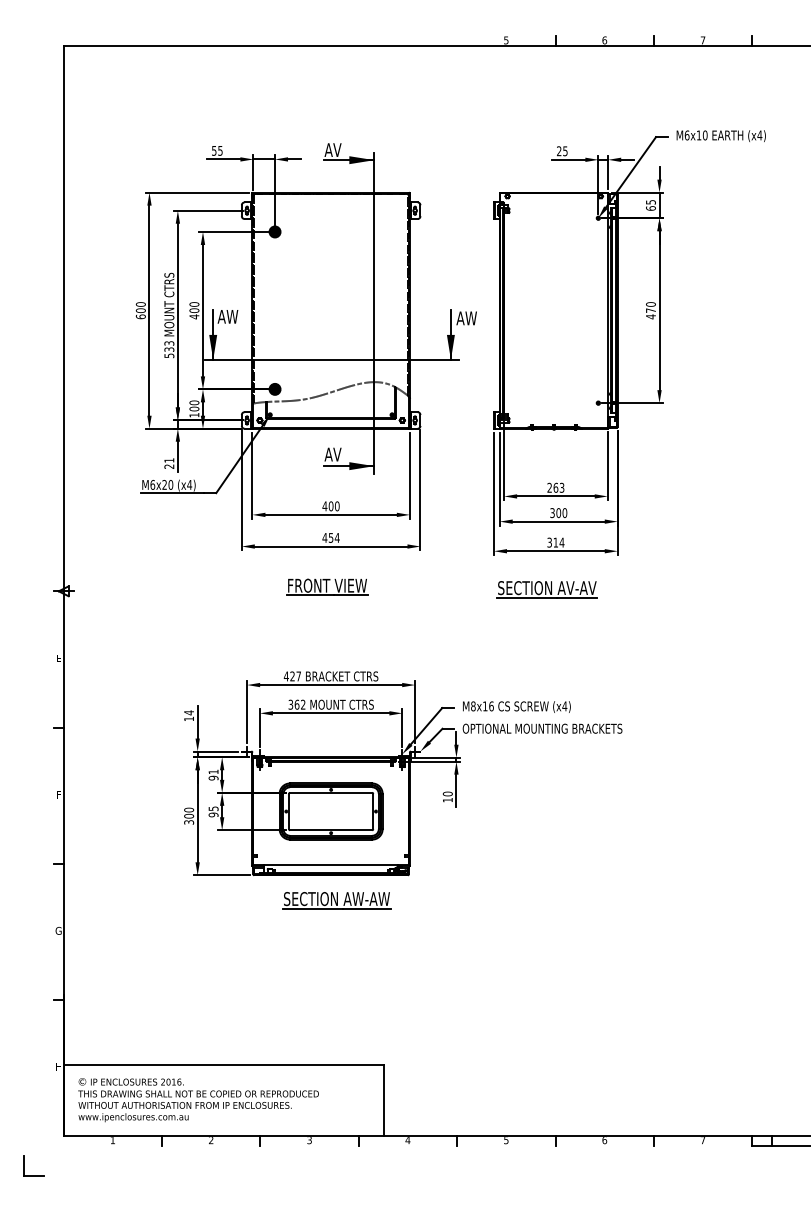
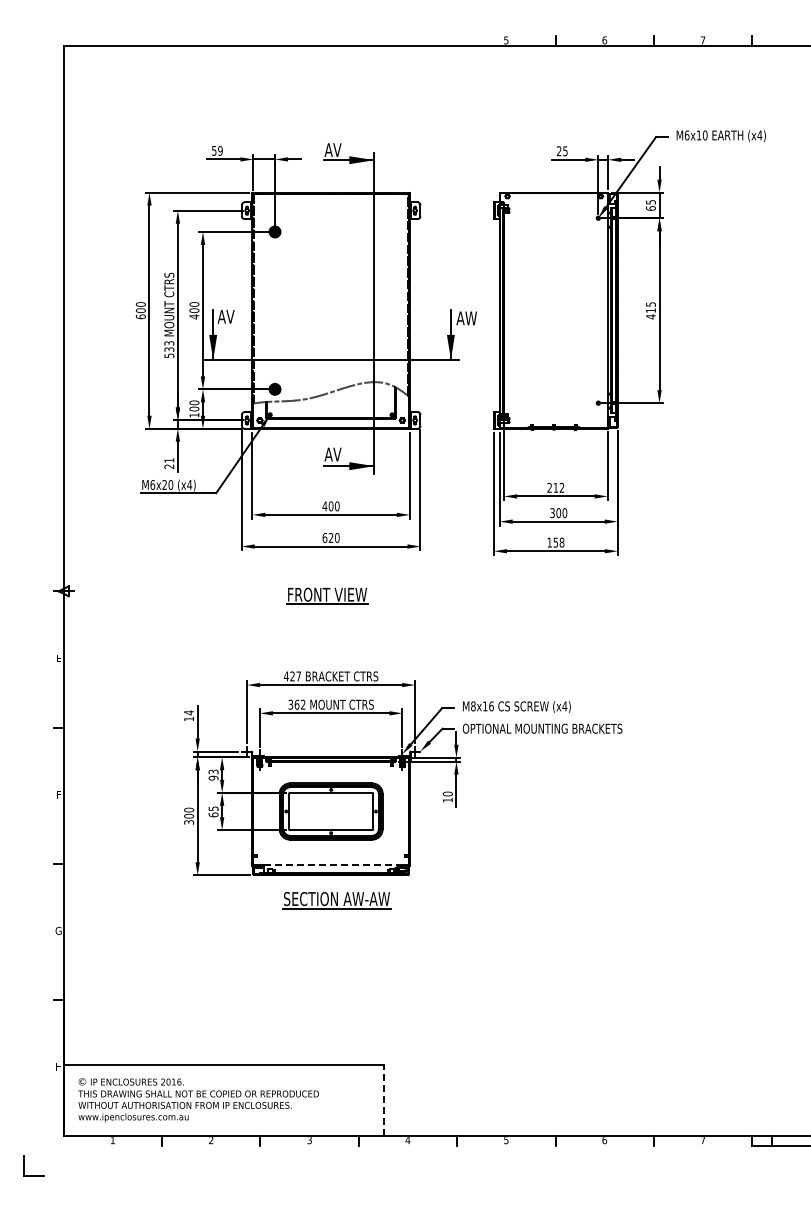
text: 55 -> 59 (220, 150)
text: 470 -> 415 (650, 307)
text: AW -> AV (232, 316)
text: 263 -> 212 (558, 487)
text: 454 -> 620 (330, 537)
text: 314 -> 158 (555, 542)
part position: (327, 586) -> (327, 595) (327, 595)
part: present -> none (546, 589)
text: 91 -> 93 (213, 771)
text: 95 -> 65 (213, 814)
line: solid -> dashed (331, 865)
line: solid -> dashed (383, 1100)
